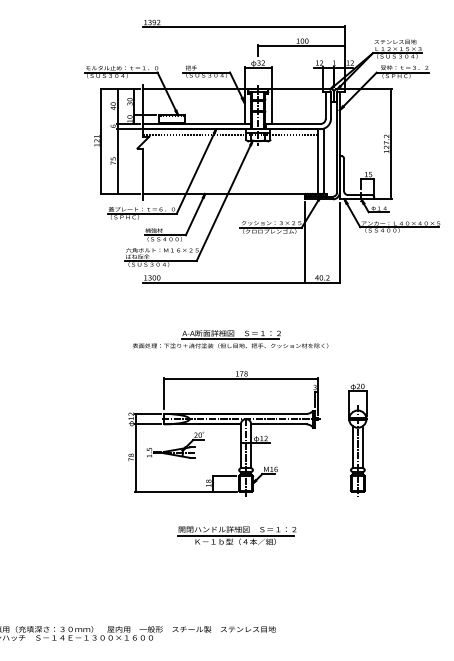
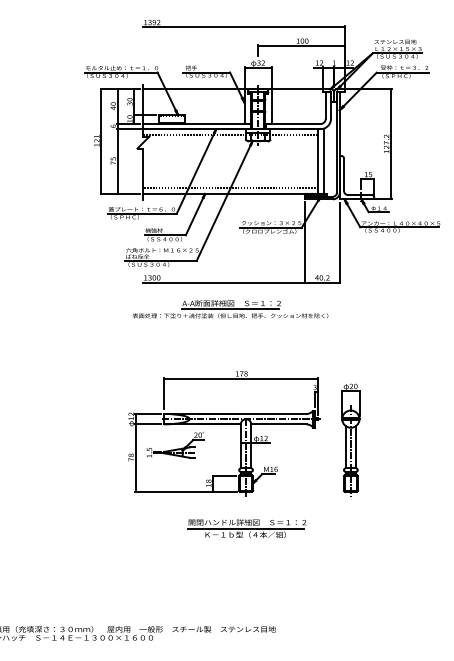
line: none -> present (230, 187)
part position: (230, 339) -> (230, 309) (230, 309)
part position: (357, 439) -> (350, 439) (350, 439)
part position: (236, 535) -> (246, 528) (246, 528)
